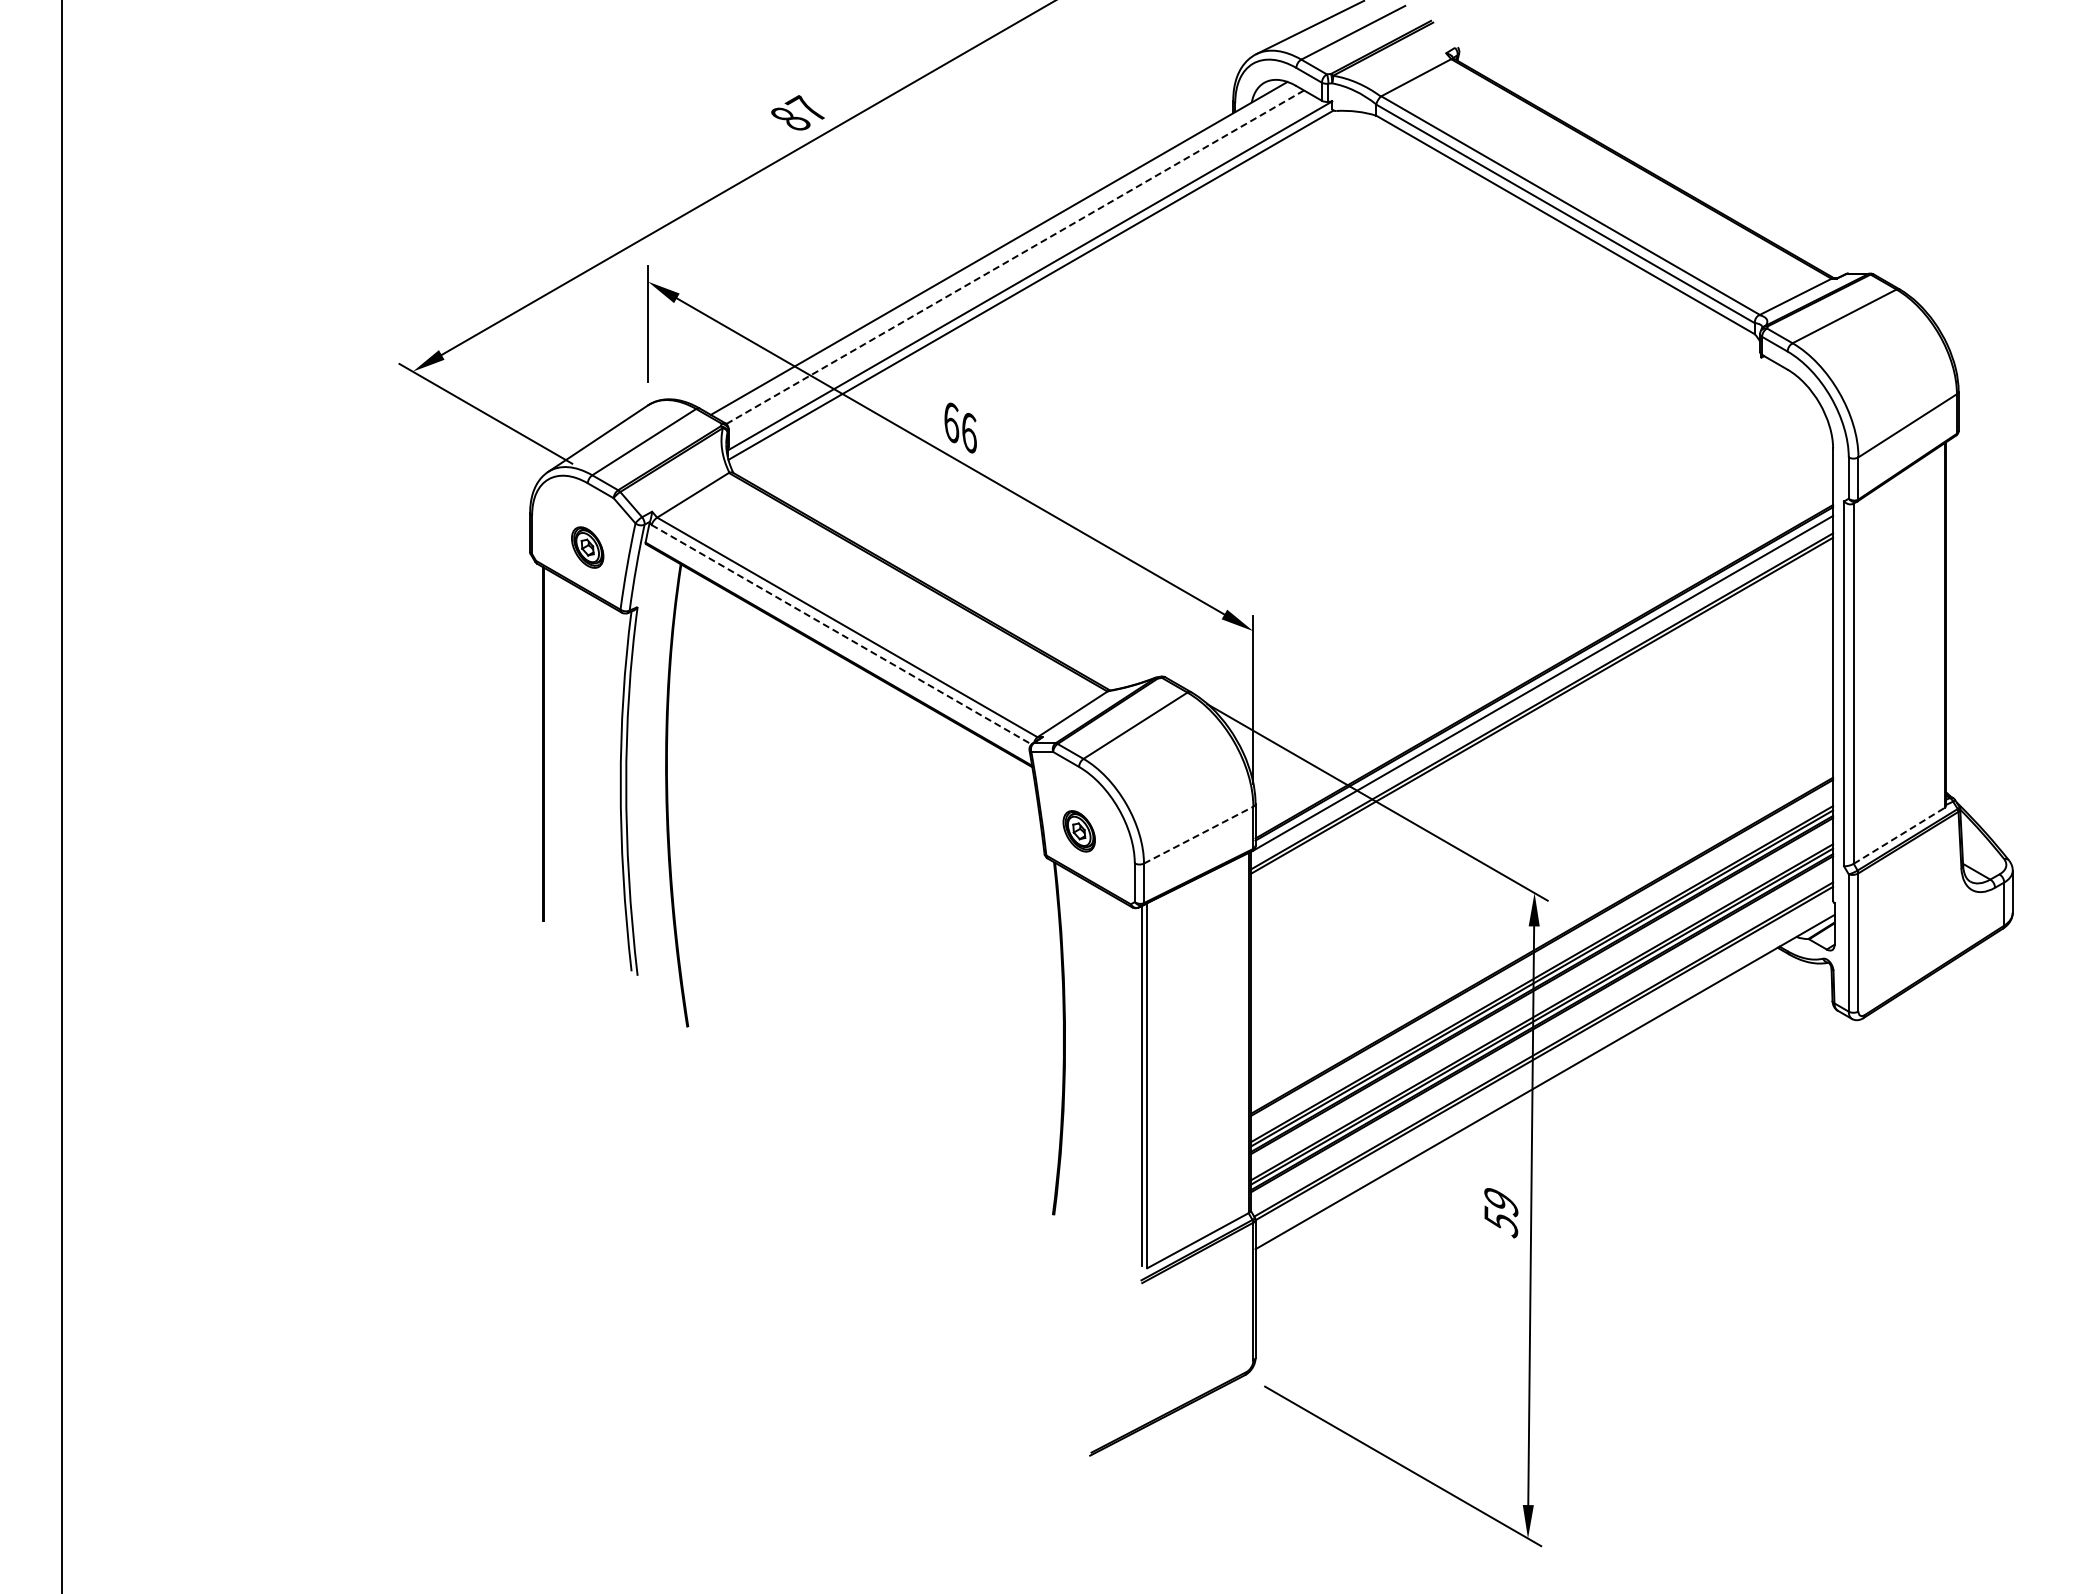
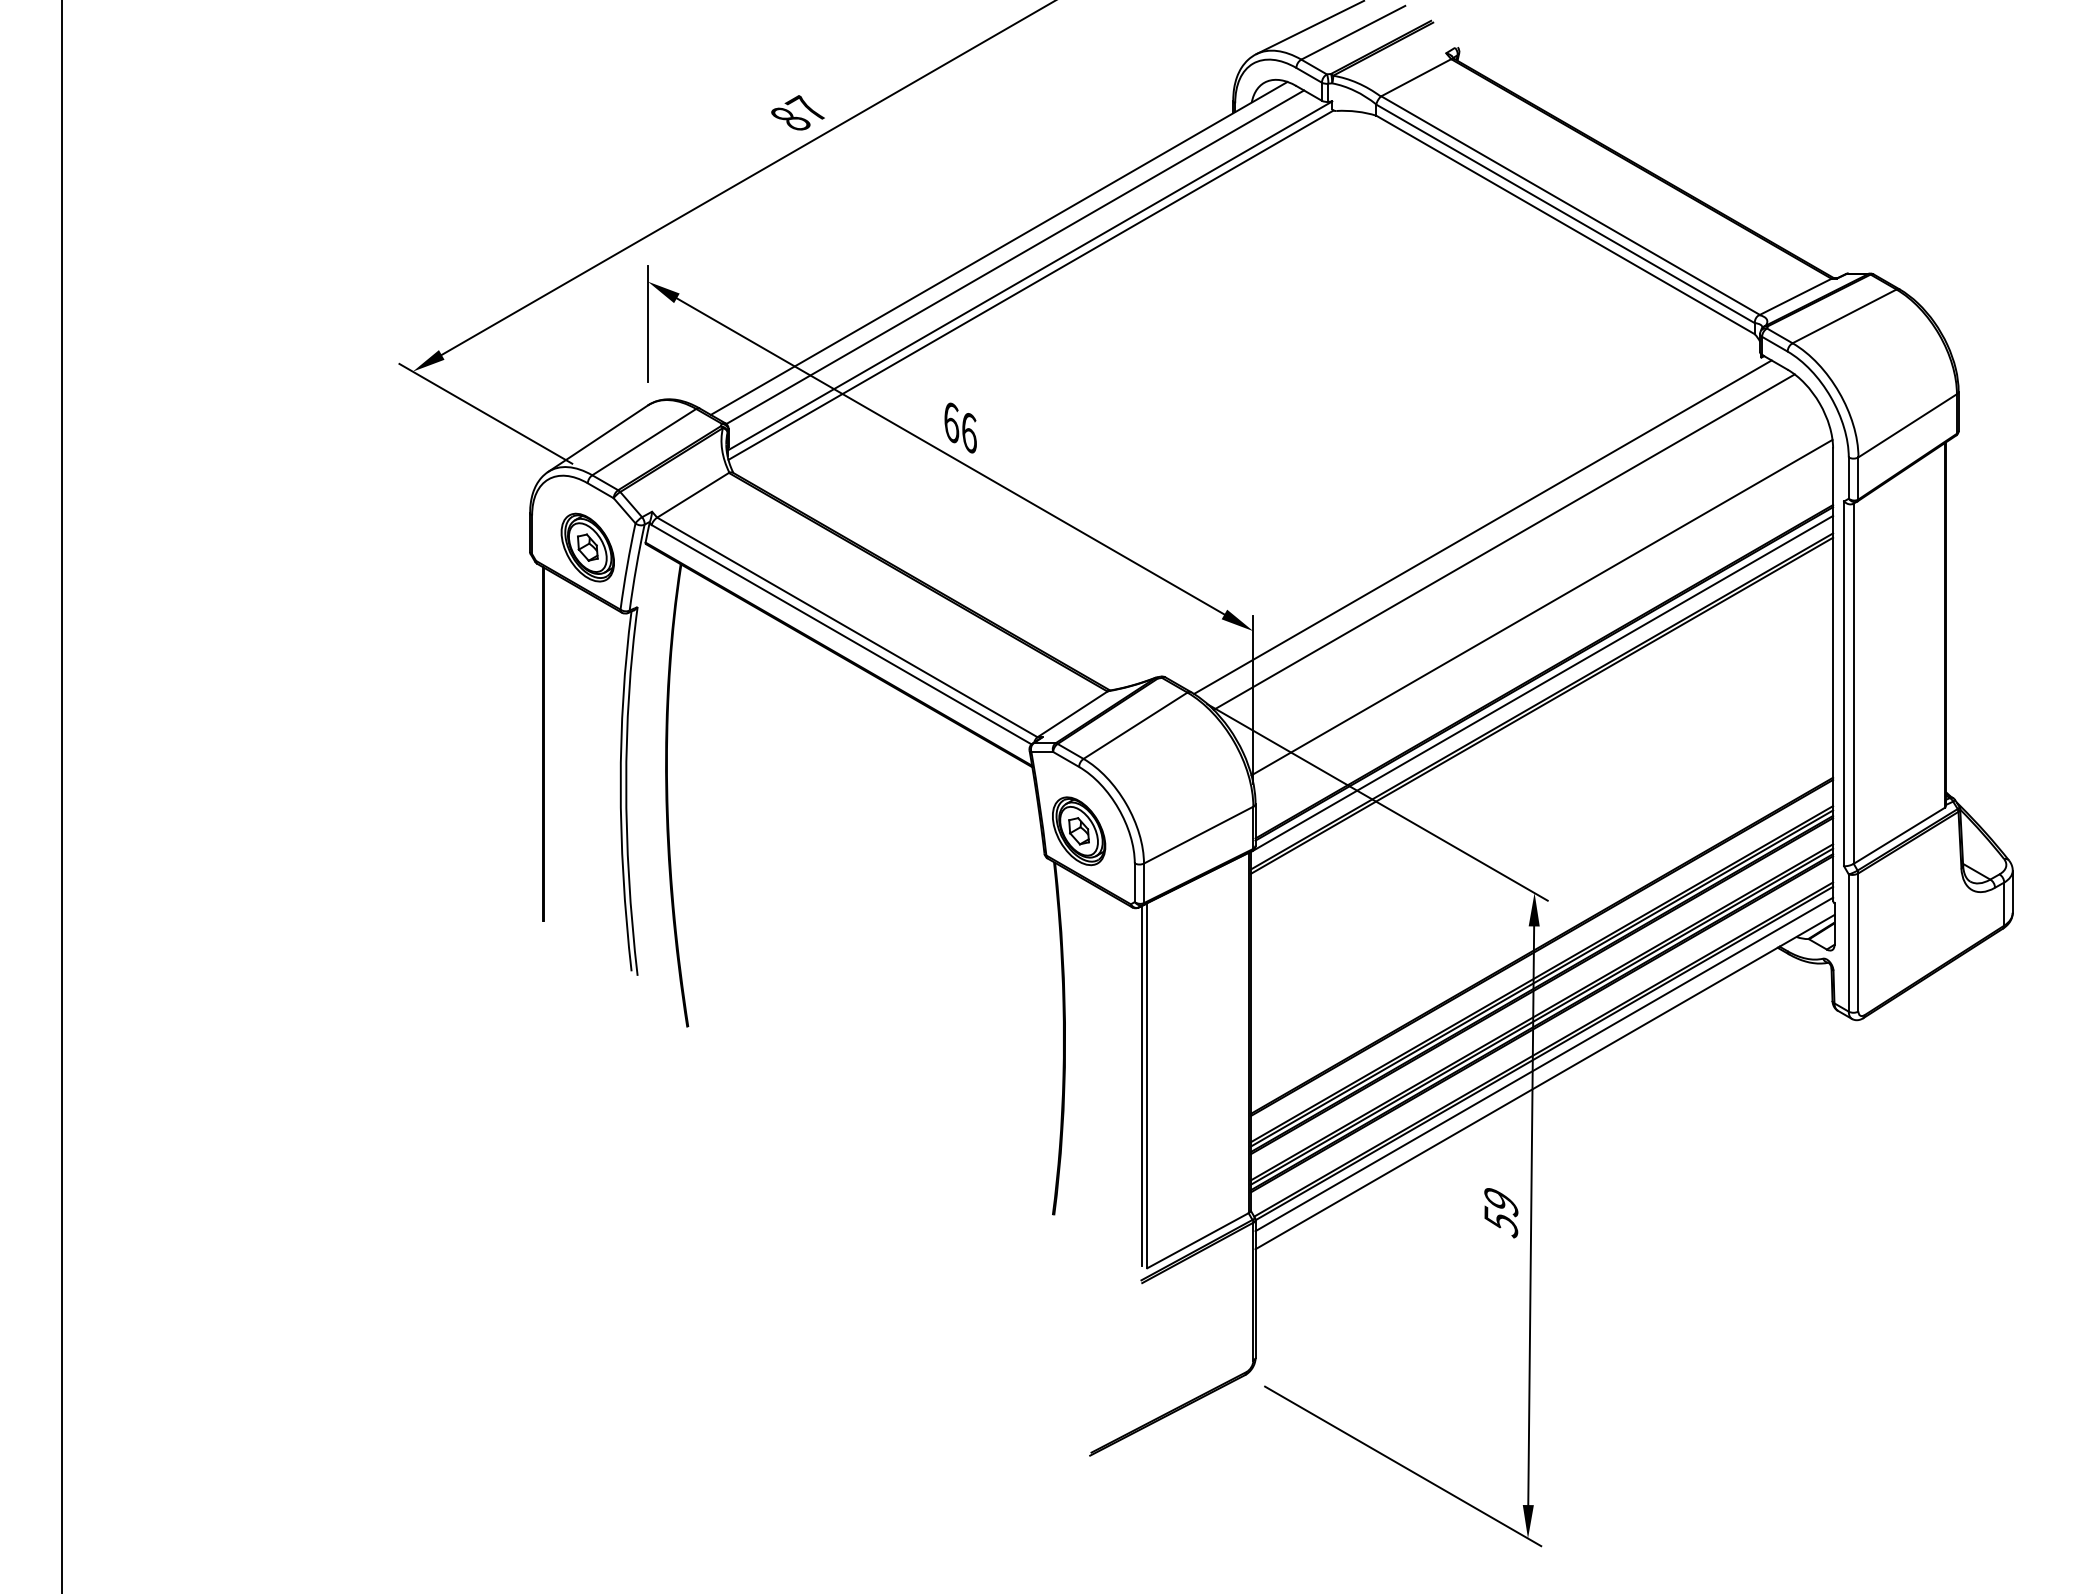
line: dashed -> solid (1015, 257)
line: none -> present (1482, 526)
line: none -> present (1503, 541)
part size: 34x43 px -> 55x71 px (587, 547)
line: none -> present (1541, 607)
line: dashed -> solid (842, 634)
part size: 34x43 px -> 55x71 px (1079, 831)
line: dashed -> solid (1198, 835)
line: dashed -> solid (1899, 835)
line: none -> present (1544, 1064)
